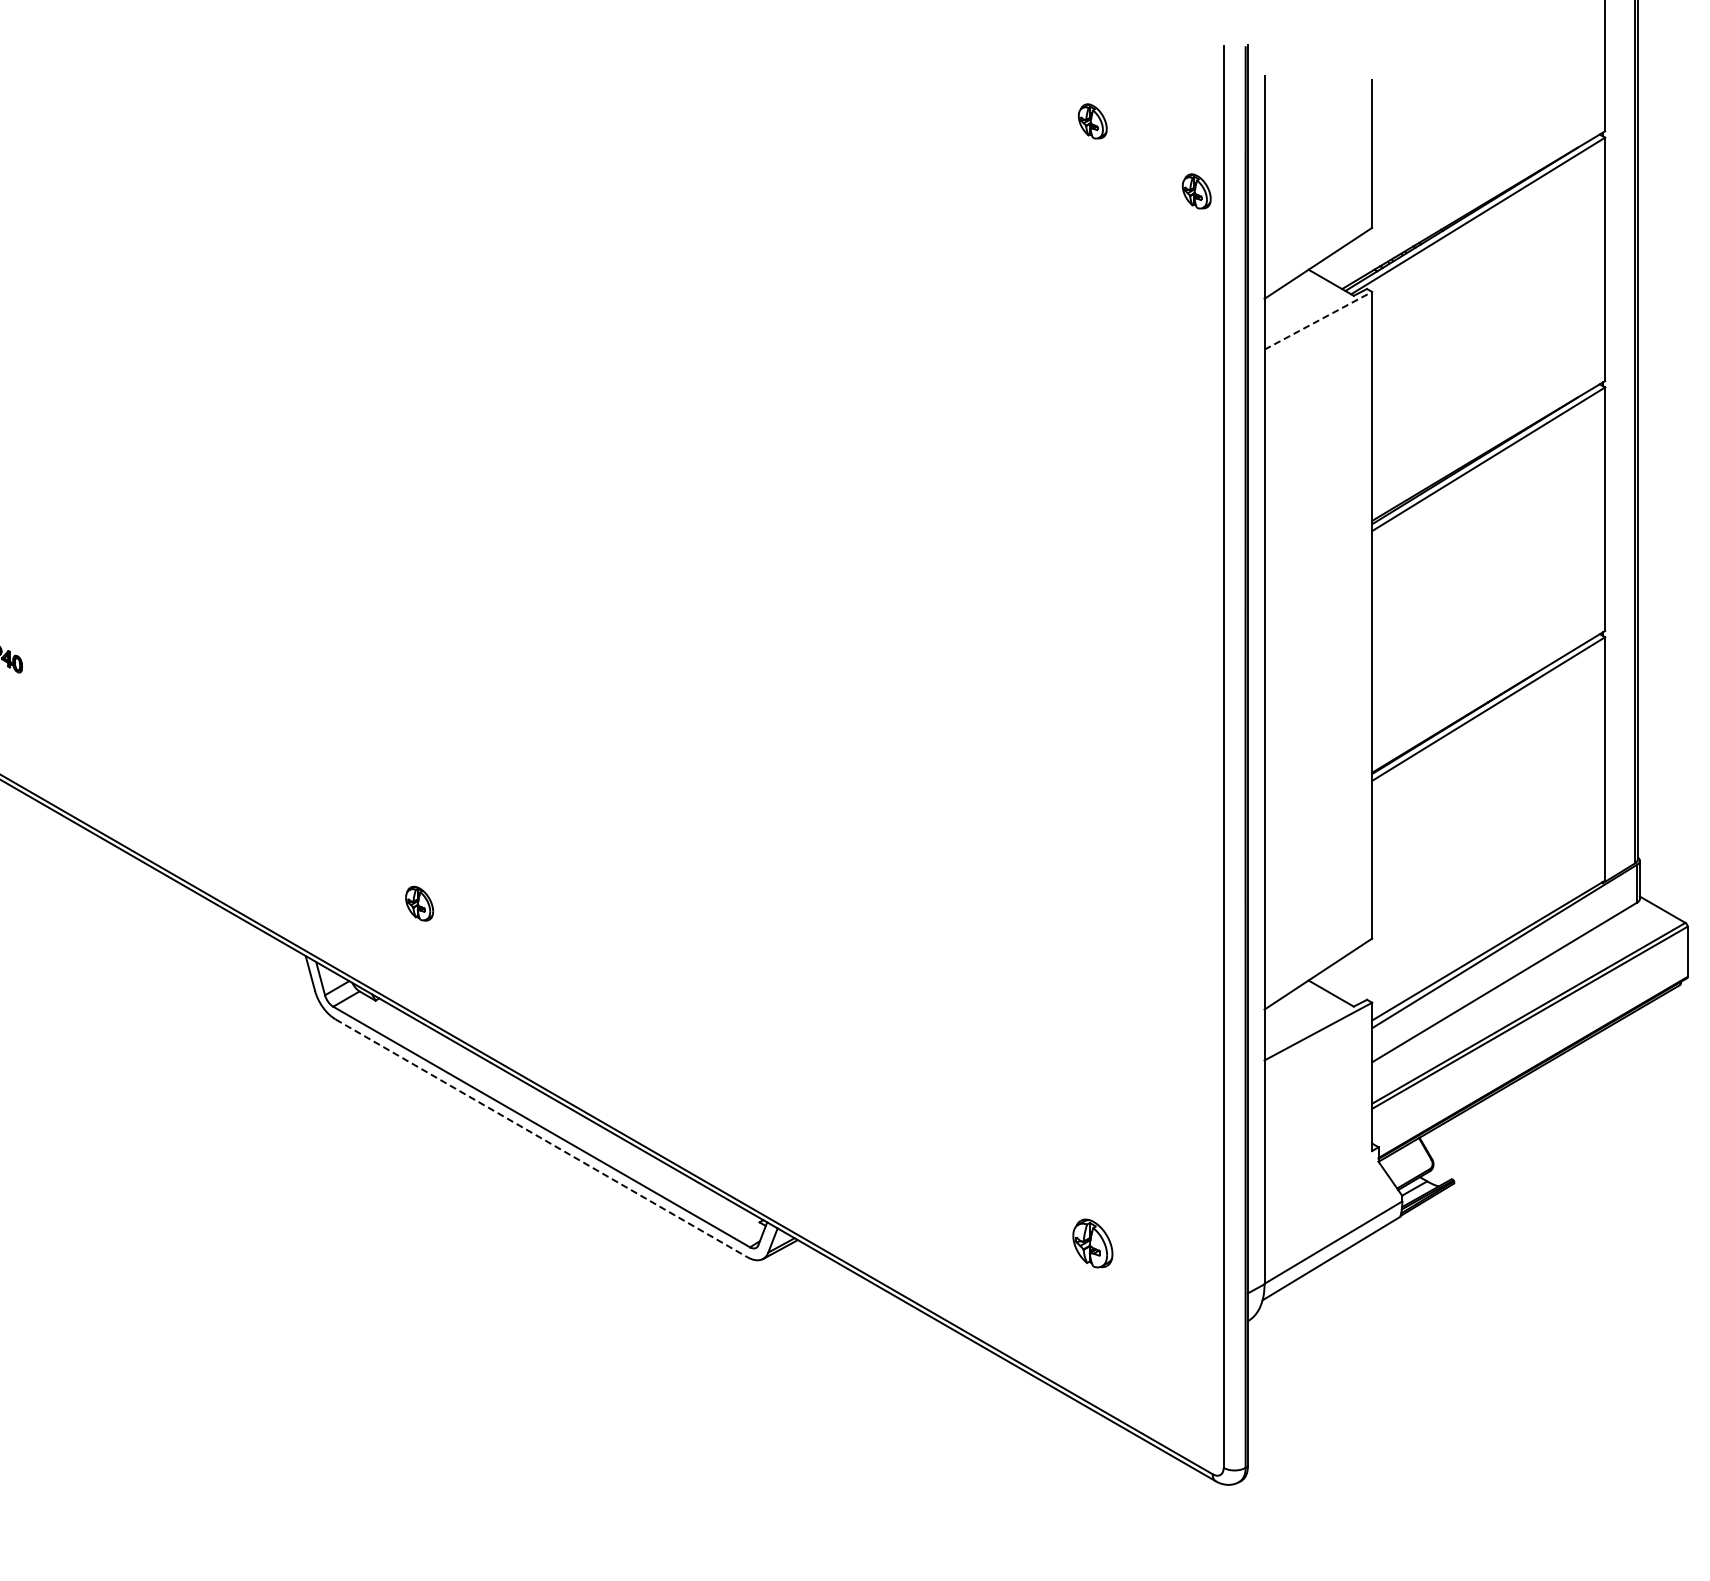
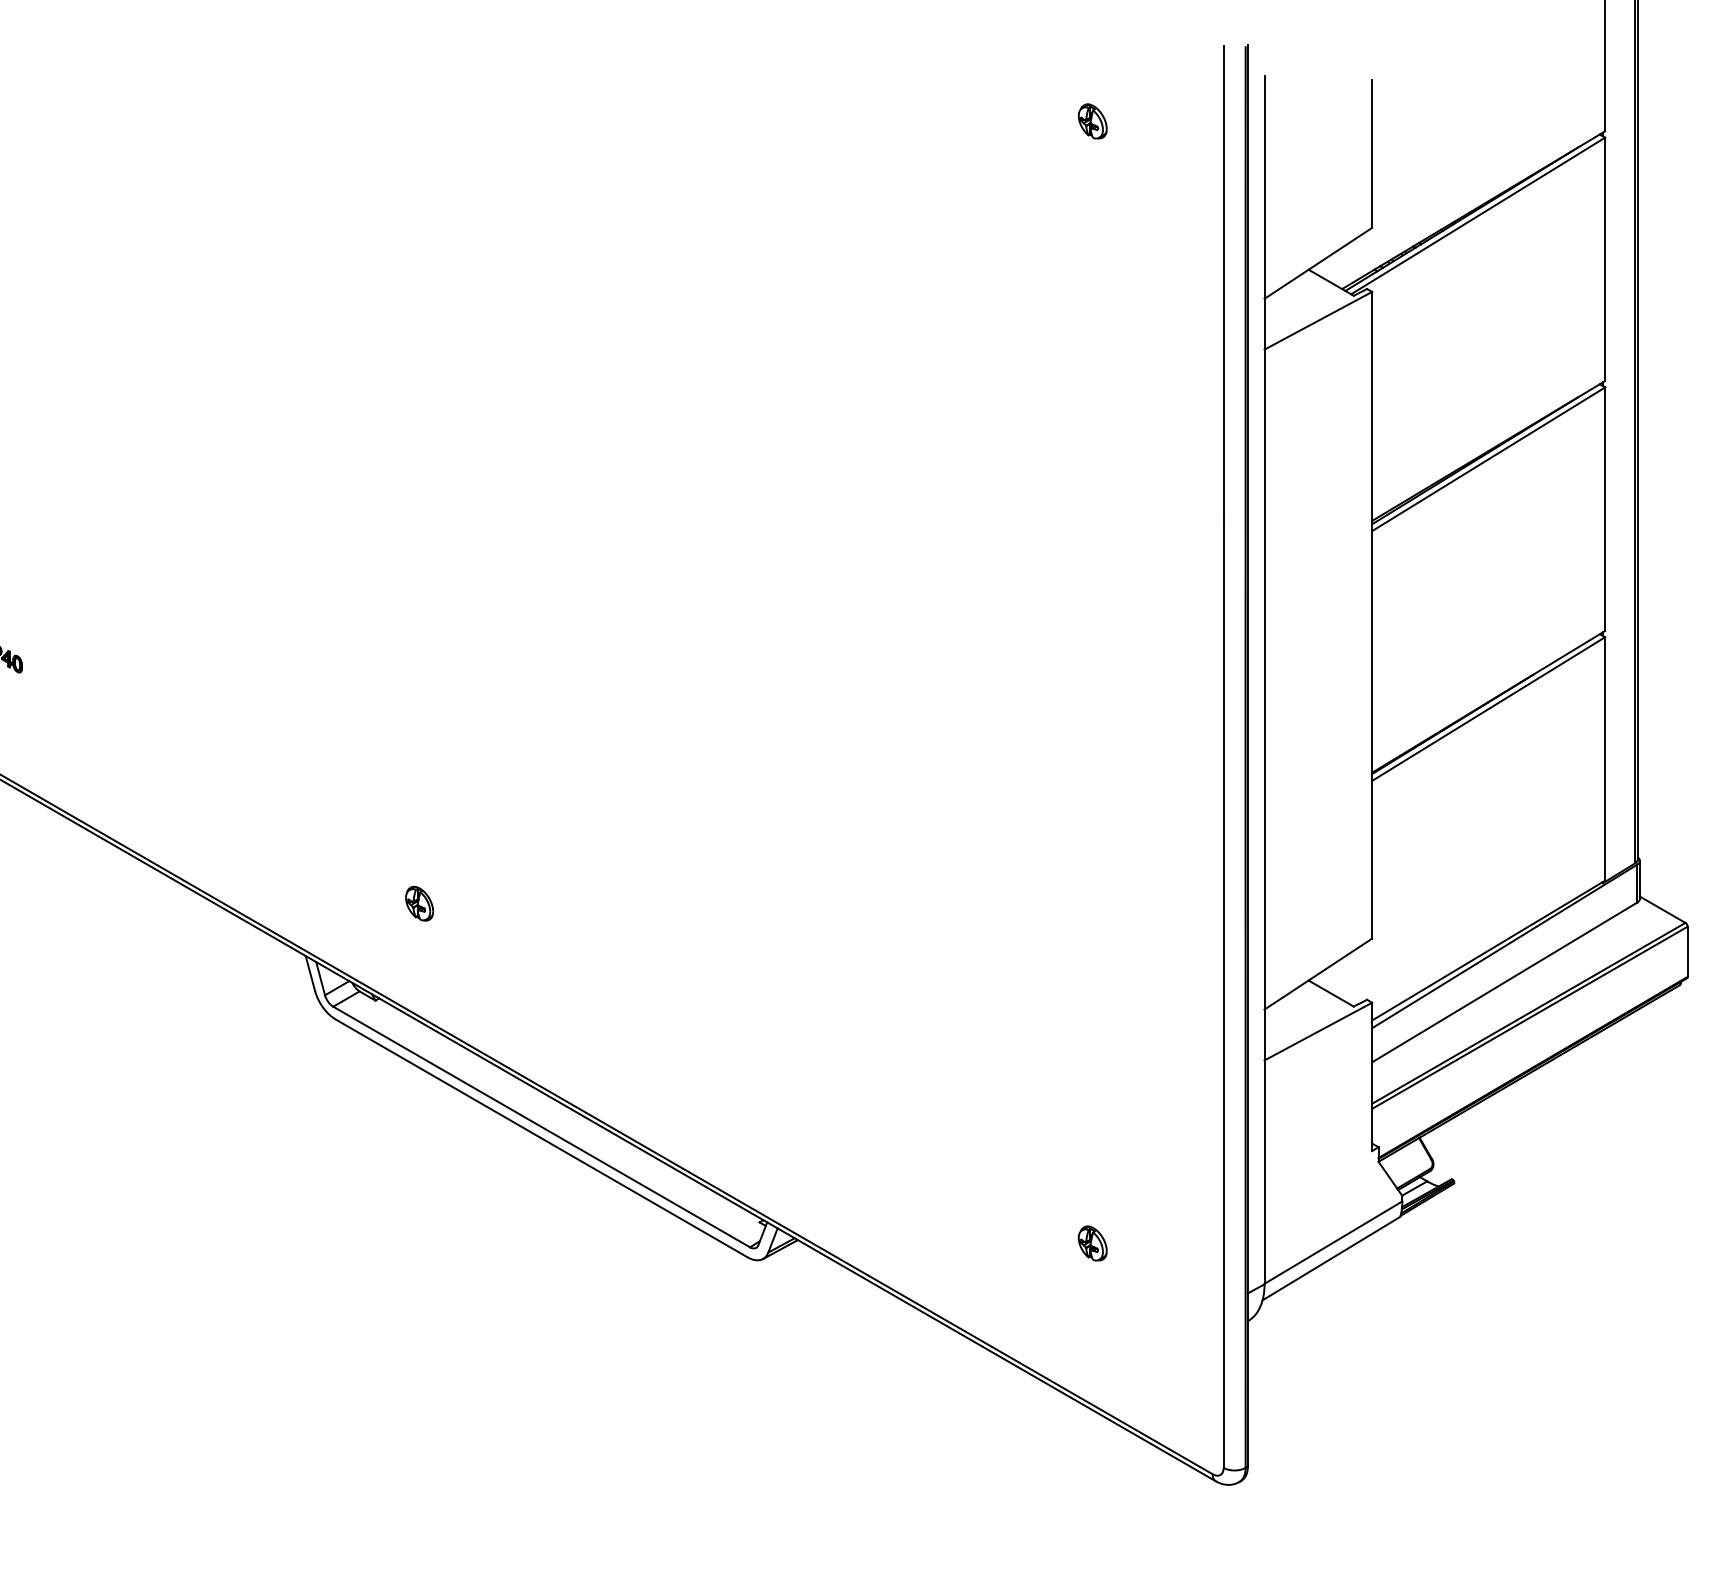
part: present -> none (1196, 191)
line: dashed -> solid (1318, 320)
line: dashed -> solid (541, 1138)
part size: 42x51 px -> 31x37 px (1092, 1243)
